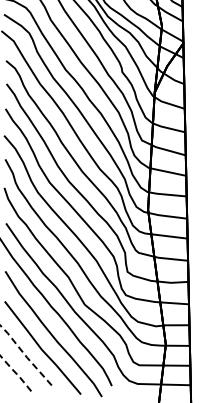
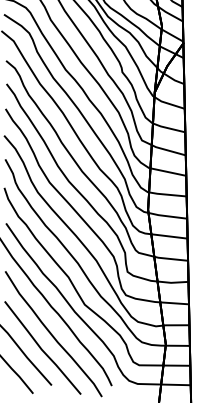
line: dashed -> solid (25, 355)
line: dashed -> solid (17, 374)
